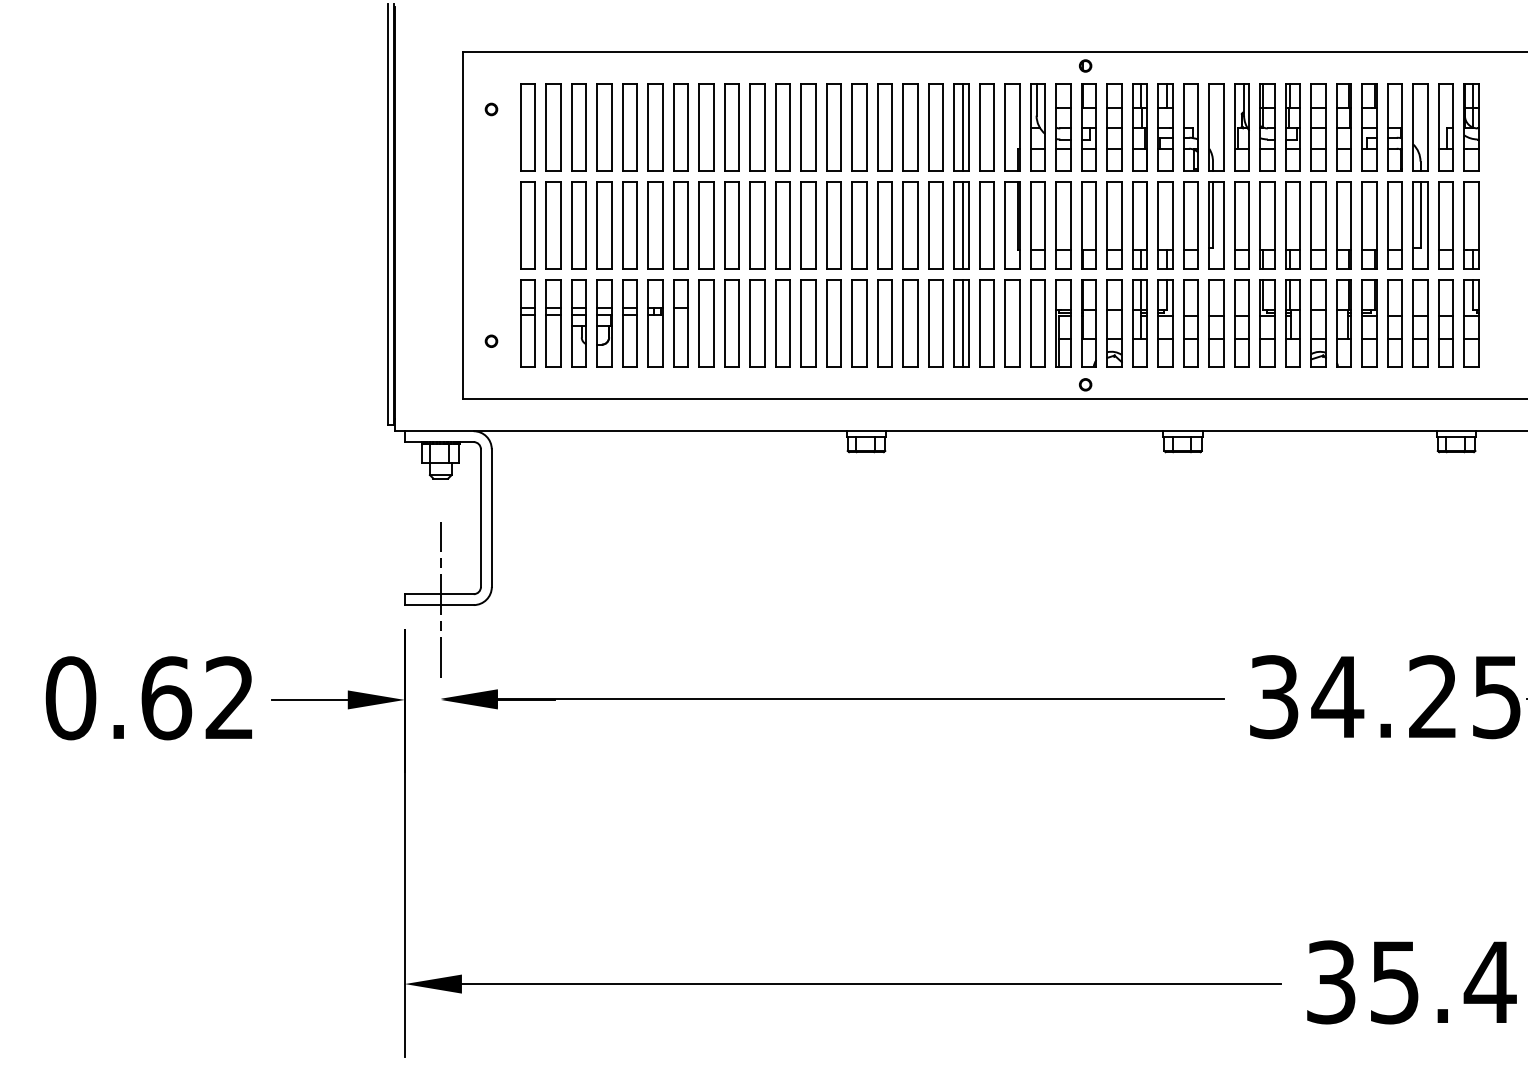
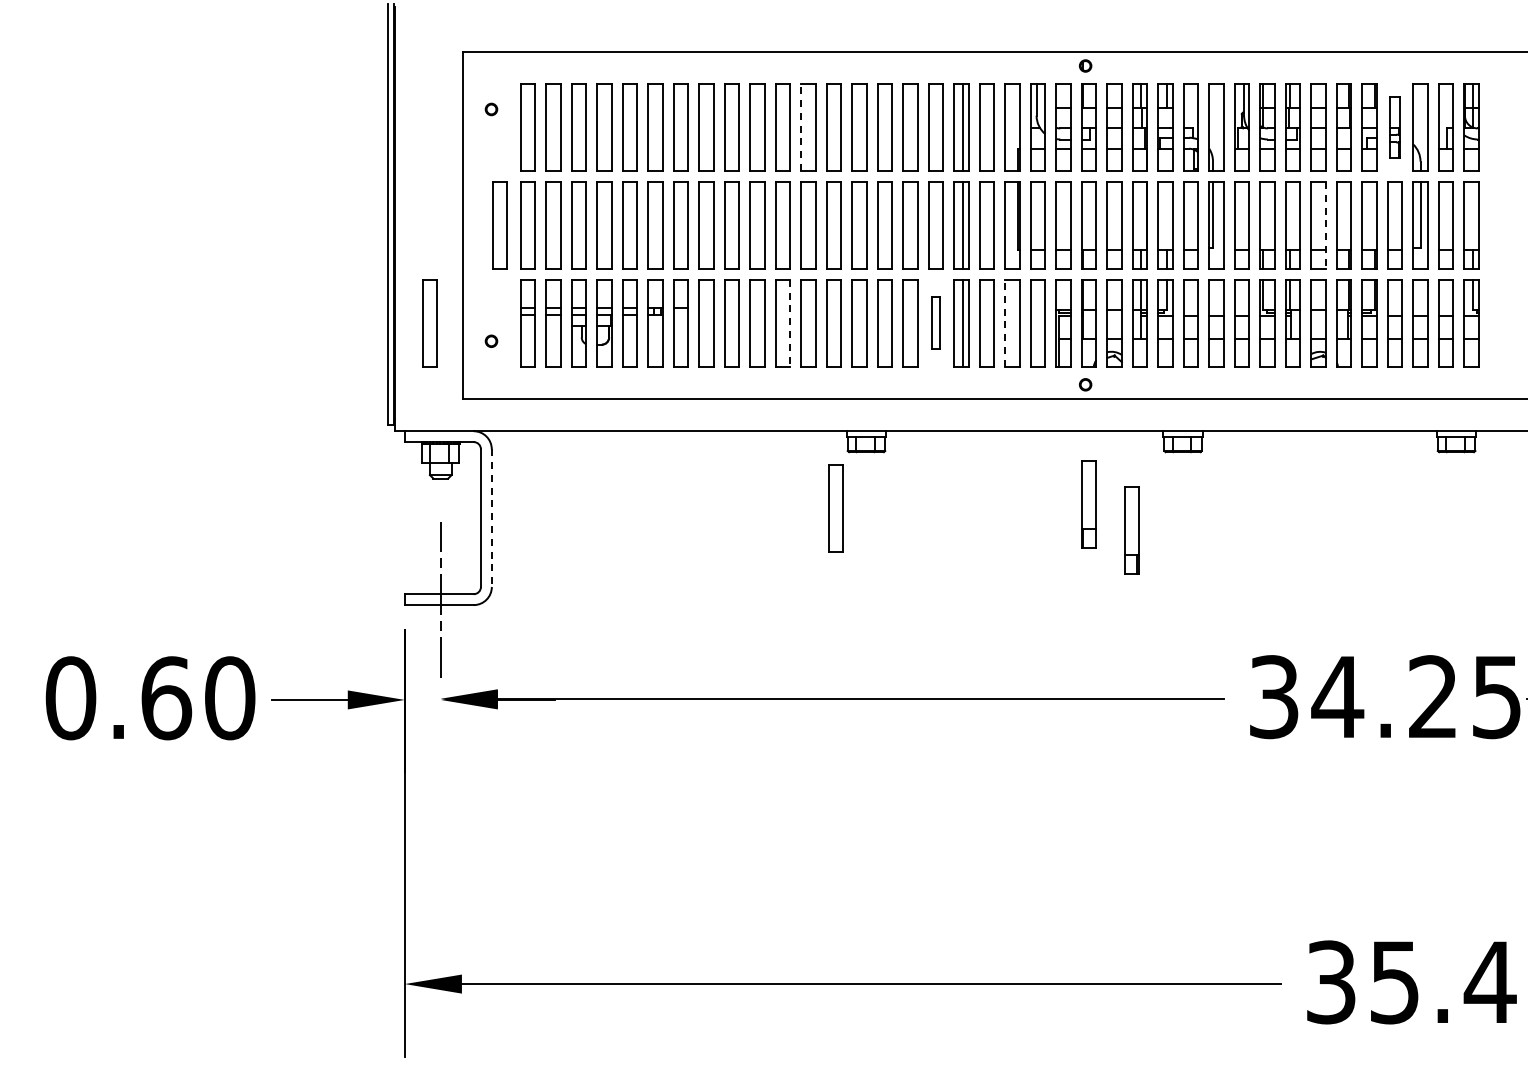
line: solid -> dashed (801, 126)
part size: 16x89 px -> 12x63 px (1394, 127)
part: none -> present (499, 225)
line: solid -> dashed (1325, 225)
line: solid -> dashed (1005, 322)
part: none -> present (429, 323)
line: solid -> dashed (790, 323)
part size: 16x89 px -> 10x54 px (935, 322)
part: none -> present (1088, 504)
part: none -> present (835, 508)
line: solid -> dashed (491, 518)
part: none -> present (1131, 530)
text: 0.62 -> 0.60 (230, 698)
